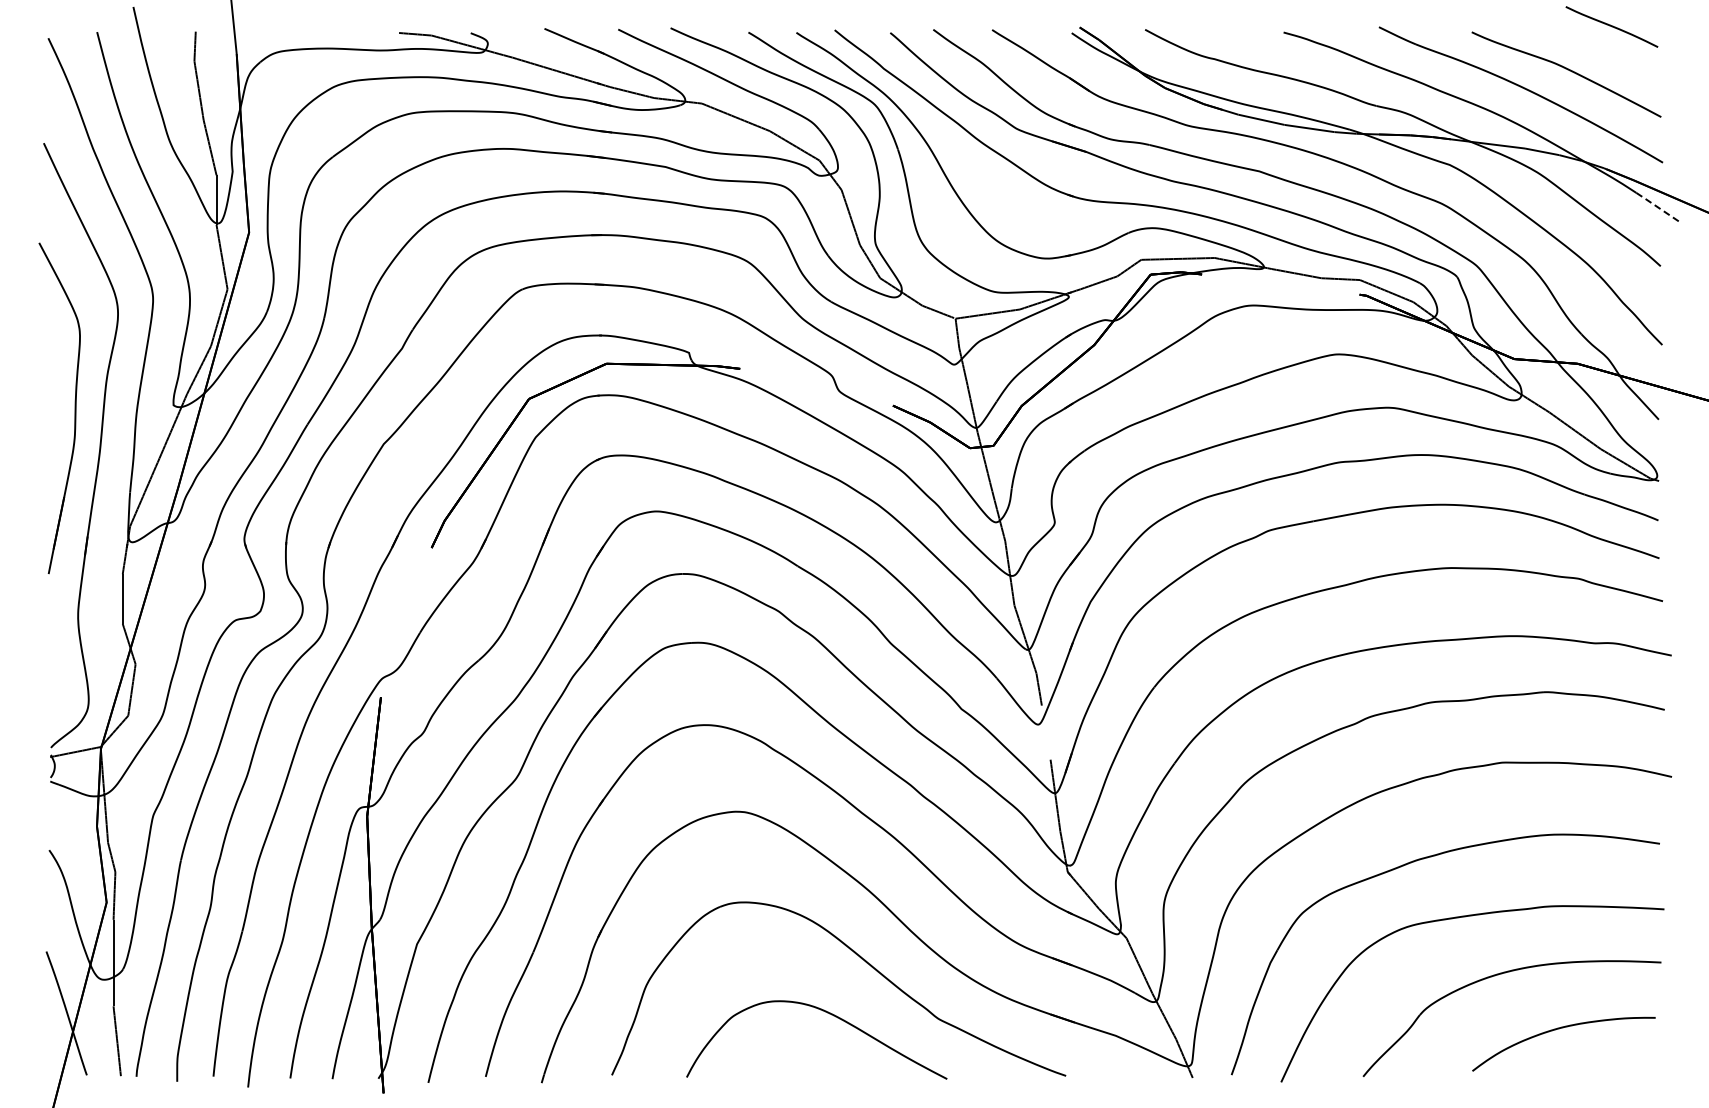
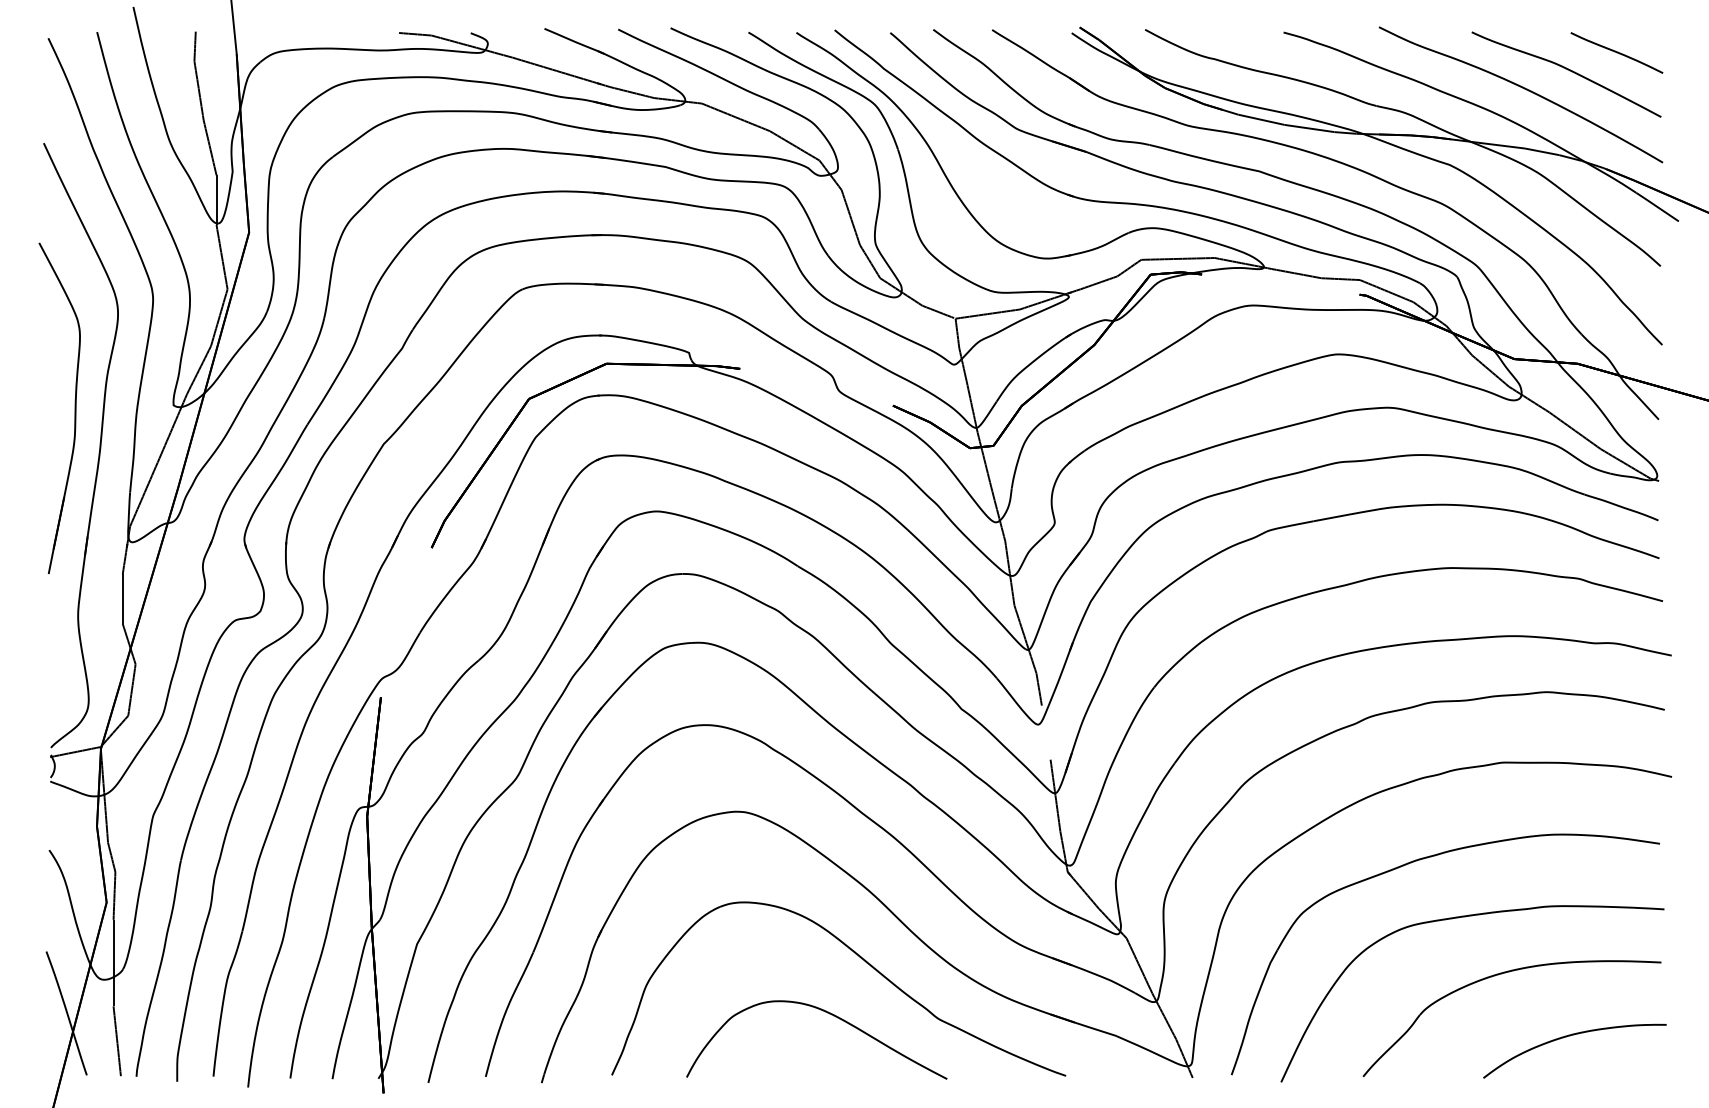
curve position: (1611, 26) -> (1616, 52) (1616, 52)
line: dashed -> solid (1657, 206)
curve position: (1559, 1029) -> (1570, 1036) (1570, 1036)
